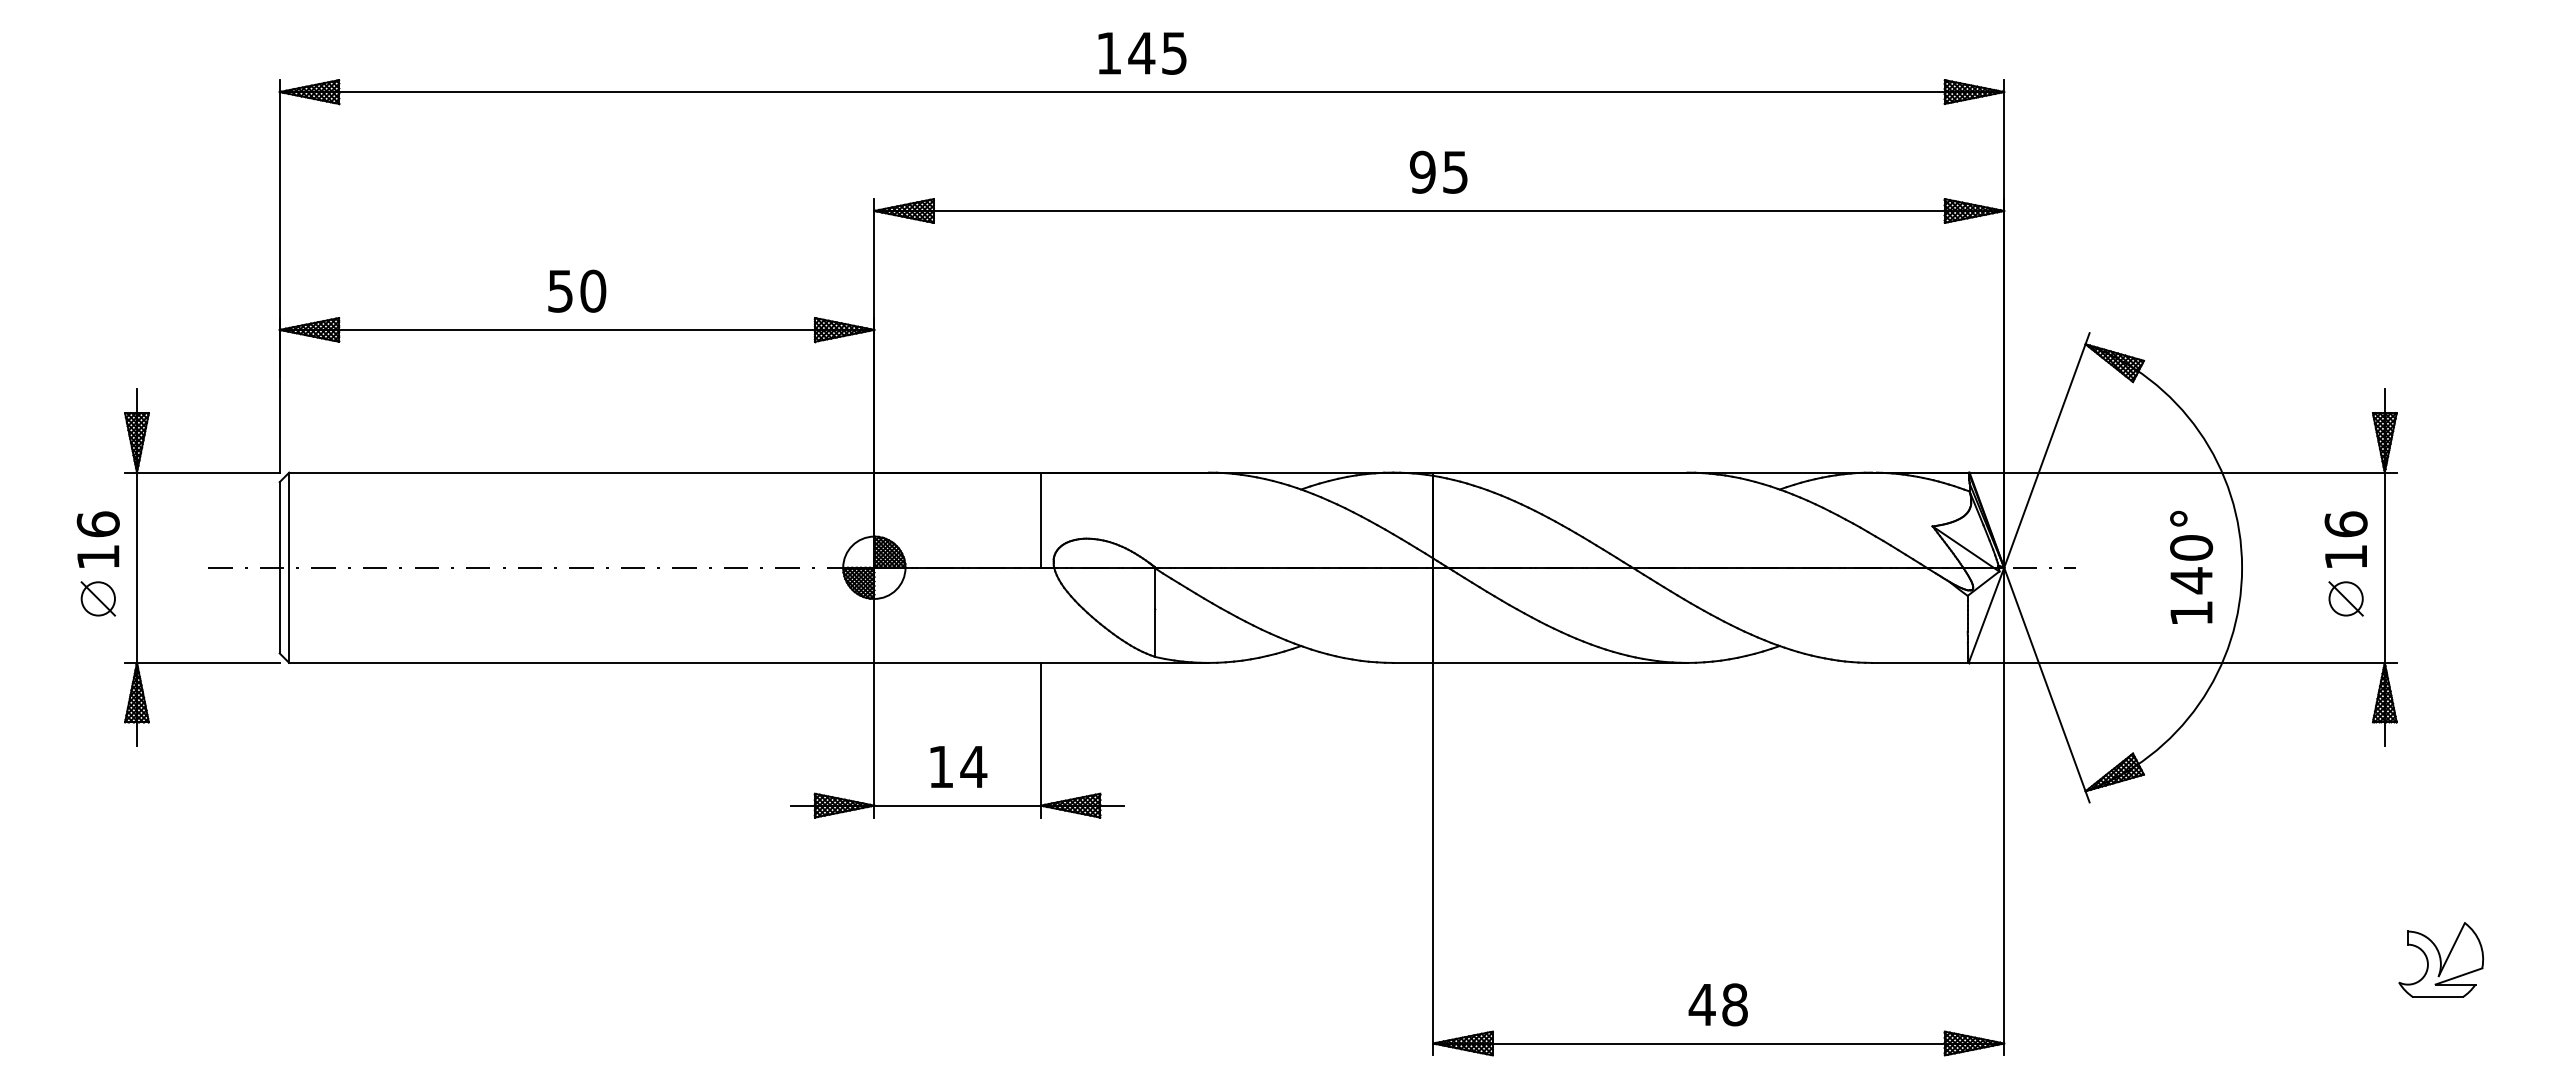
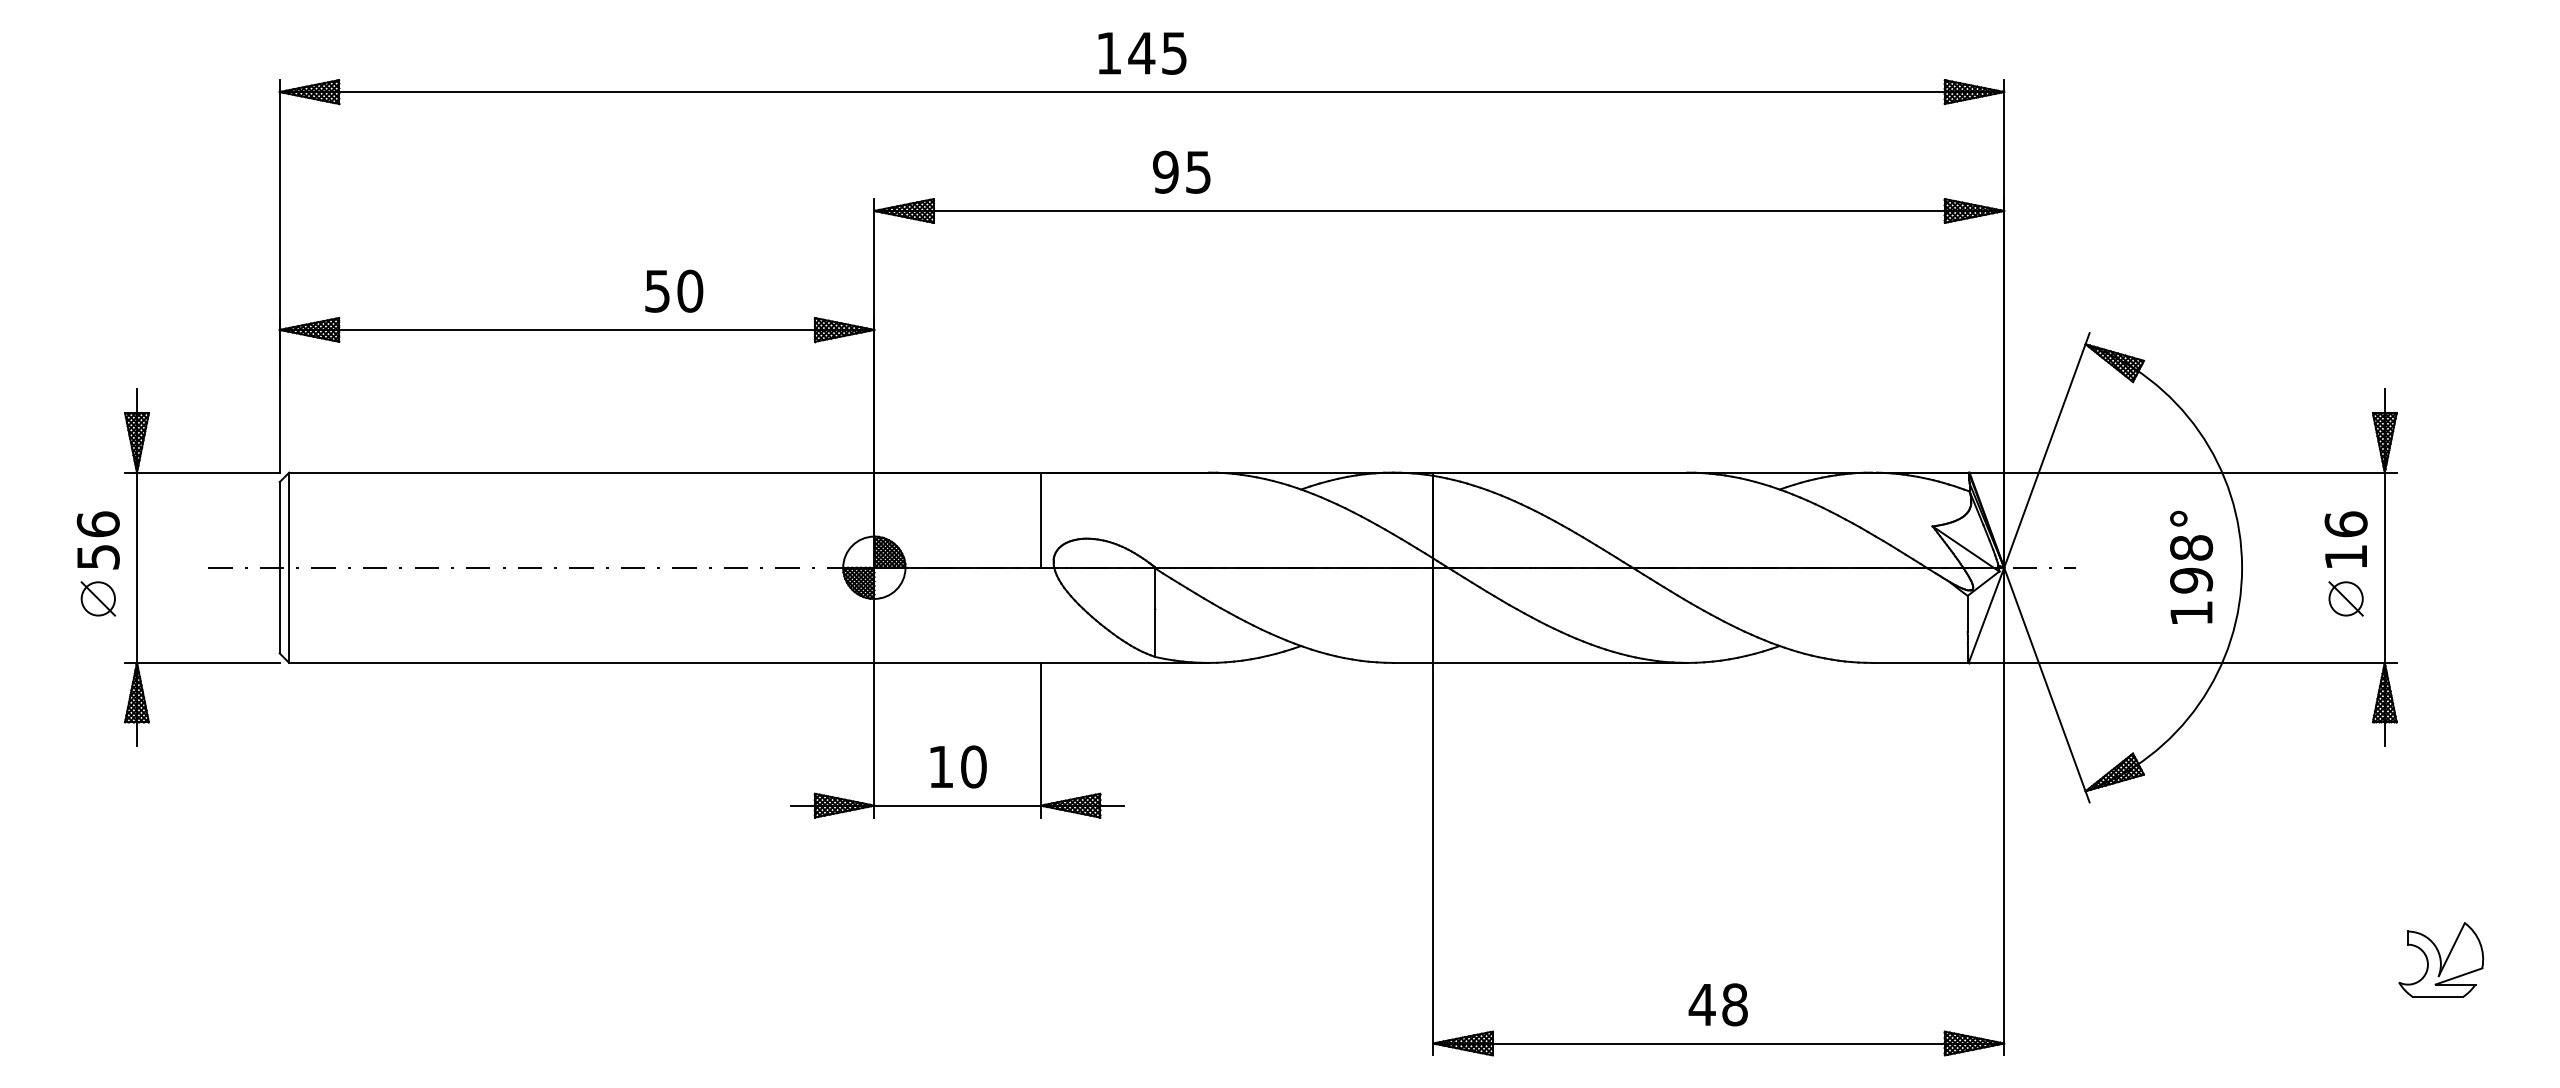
text position: (1438, 171) -> (1181, 171) (1181, 171)
text position: (577, 290) -> (674, 290) (674, 290)
text: 16 -> 56 (98, 557)
text: 140° -> 198° (2191, 564)
text: 14 -> 10 (973, 766)
